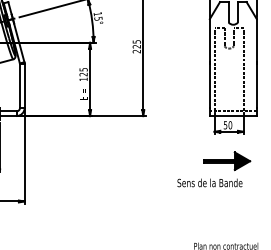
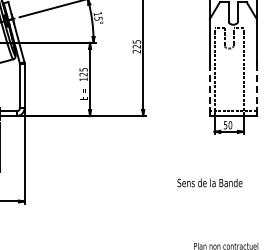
line: solid -> dashed (209, 86)
line: solid -> dashed (256, 86)
part: present -> none (227, 161)
